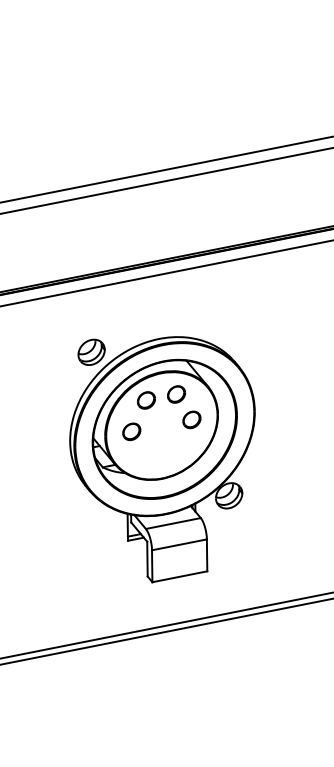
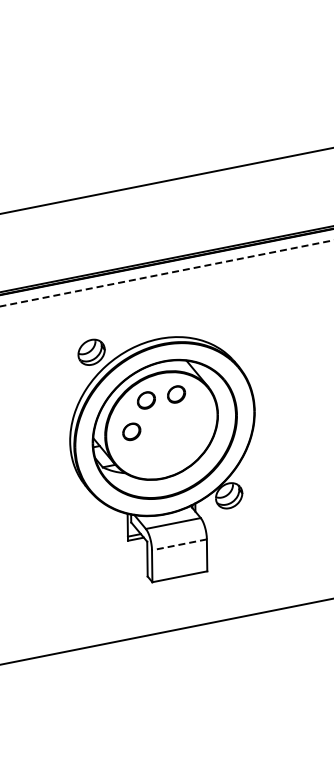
line: present -> none (166, 169)
line: solid -> dashed (166, 273)
part: present -> none (191, 419)
line: solid -> dashed (179, 544)
line: present -> none (166, 625)
